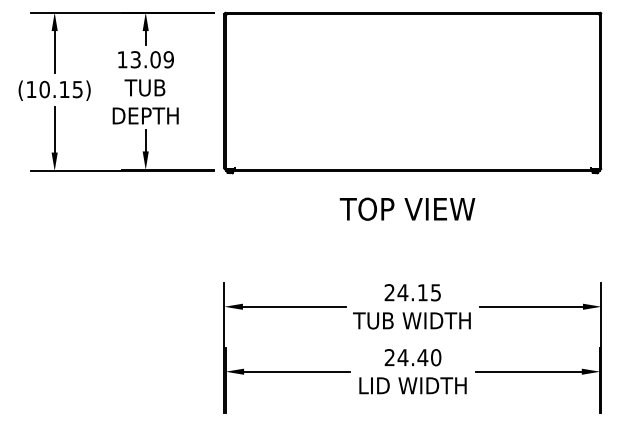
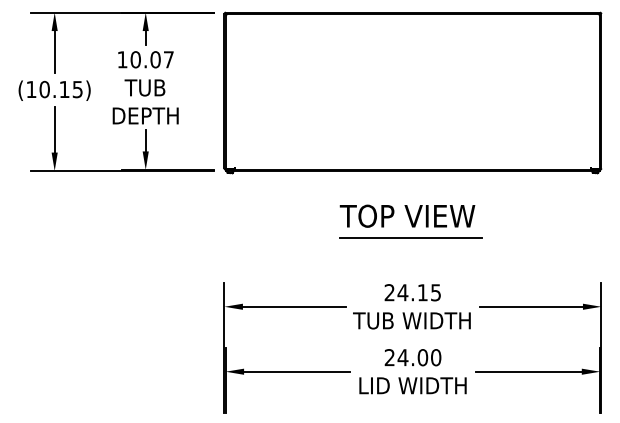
text: 13.09 -> 10.07 (151, 59)
text position: (407, 208) -> (407, 215) (407, 215)
line: none -> present (410, 238)
text: 24.40 -> 24.00 (422, 357)
